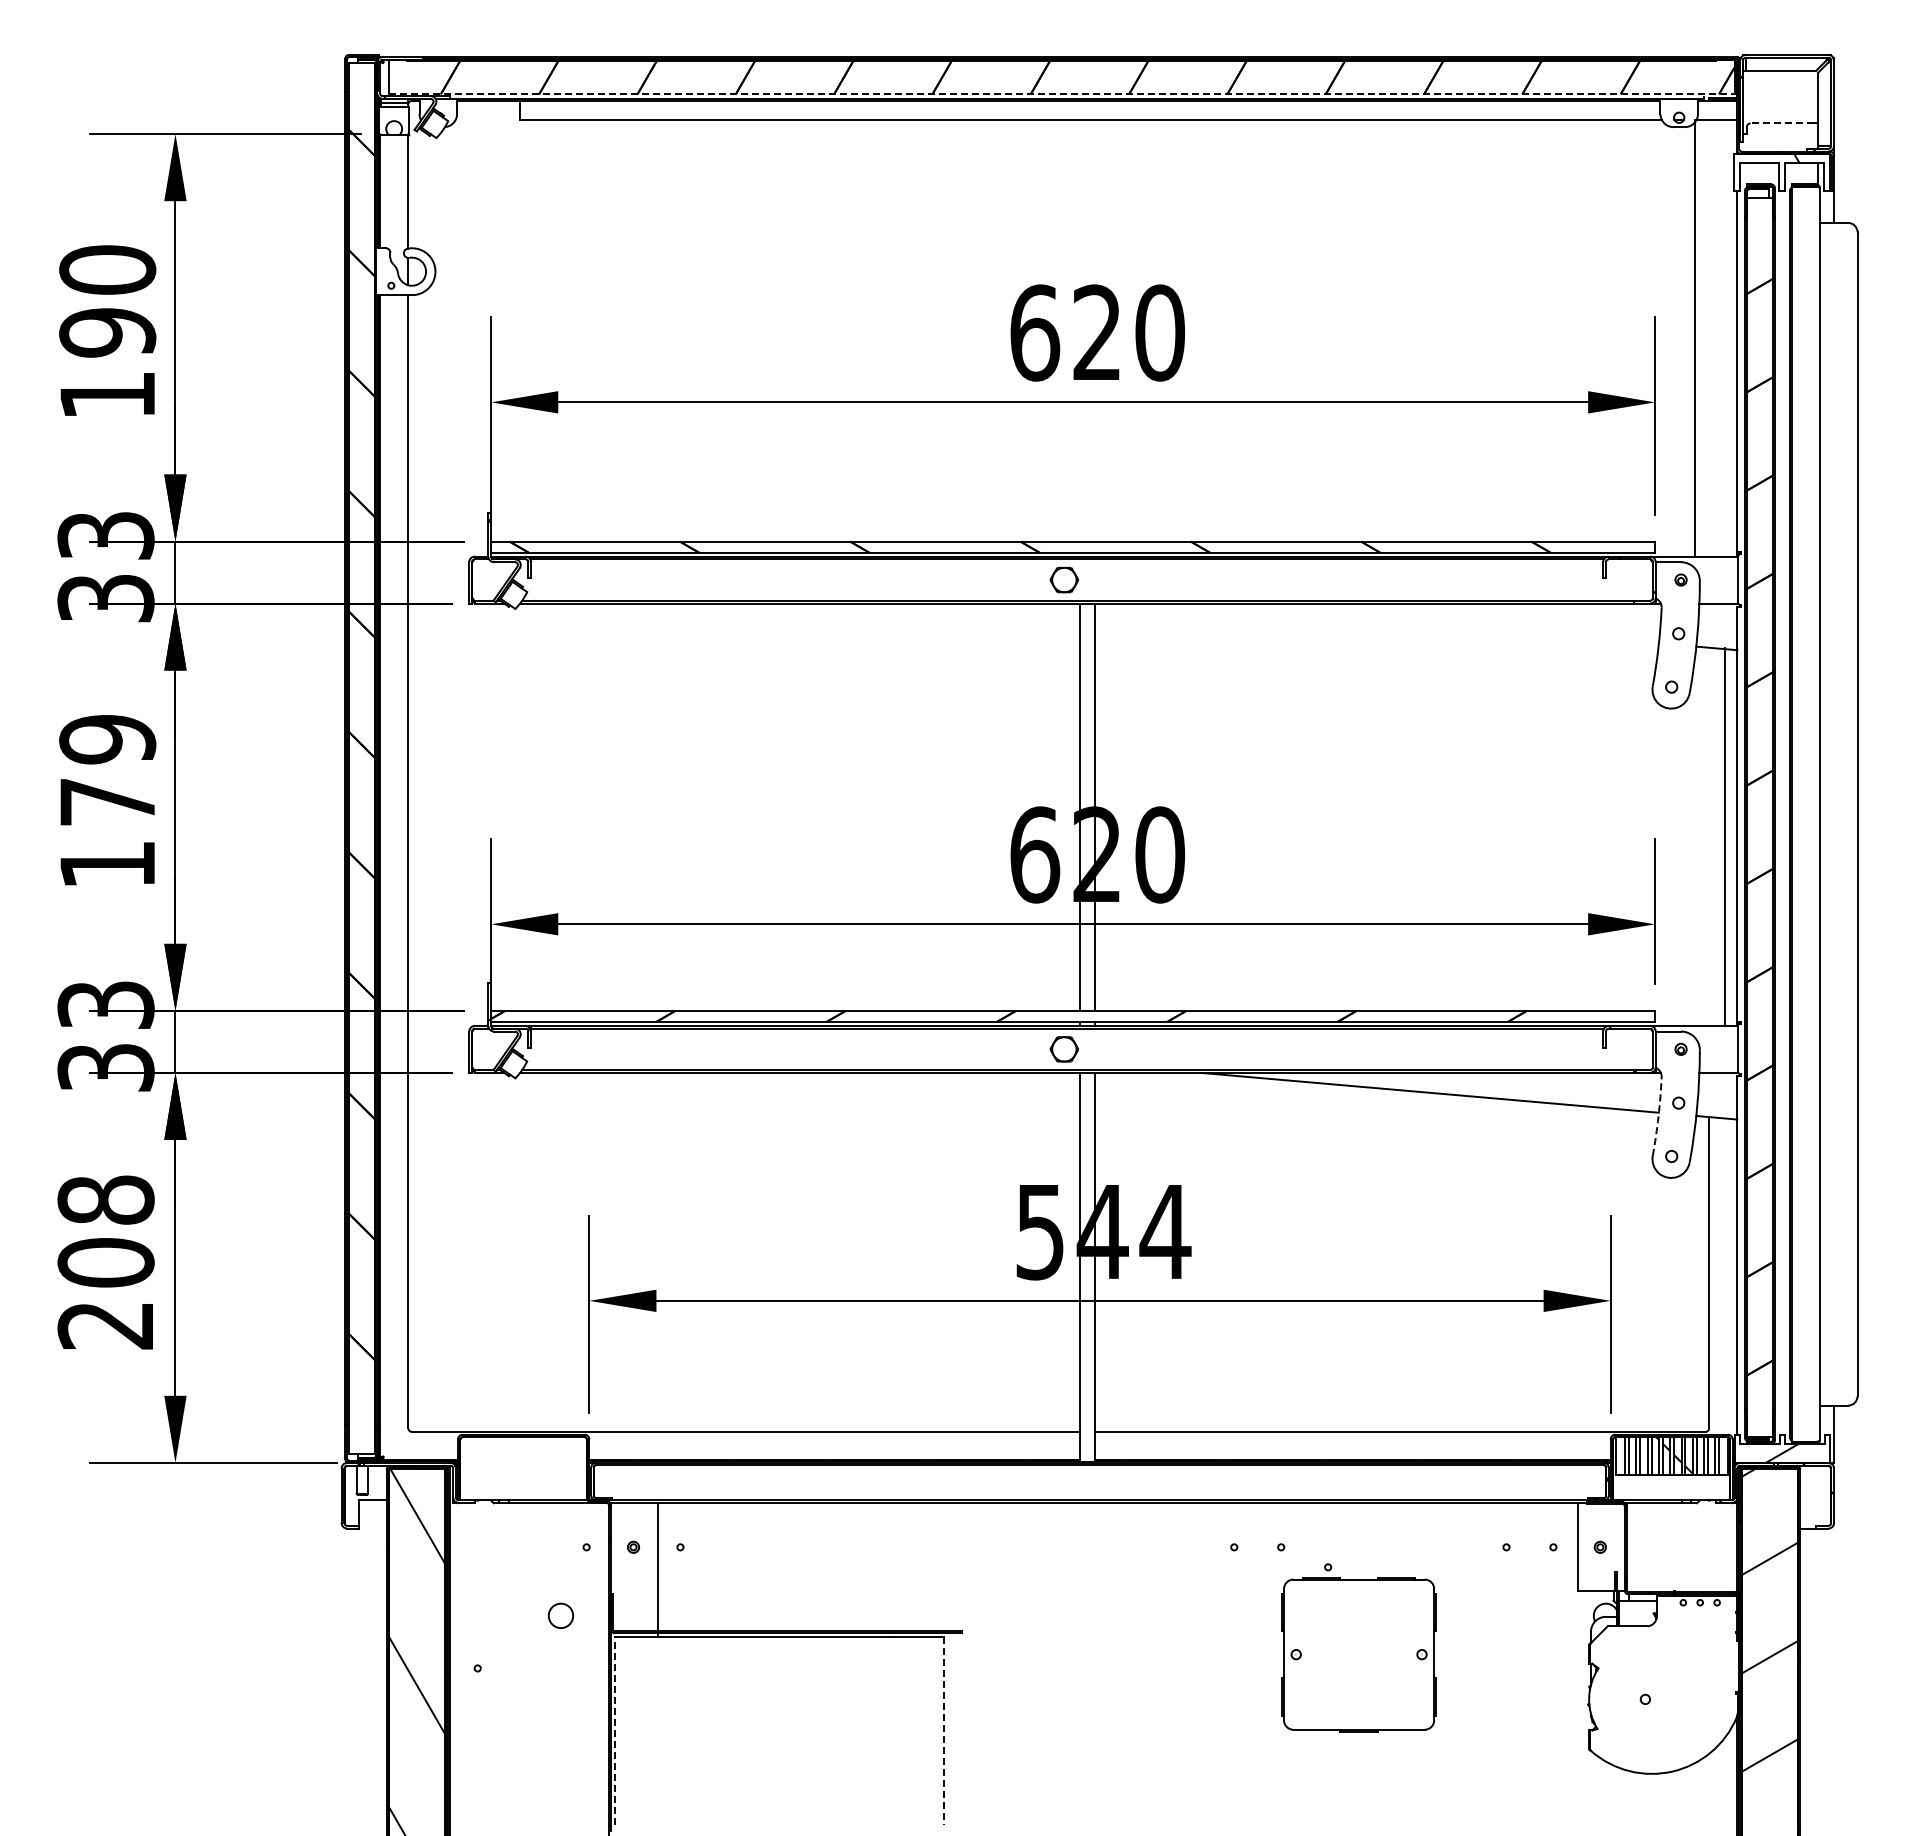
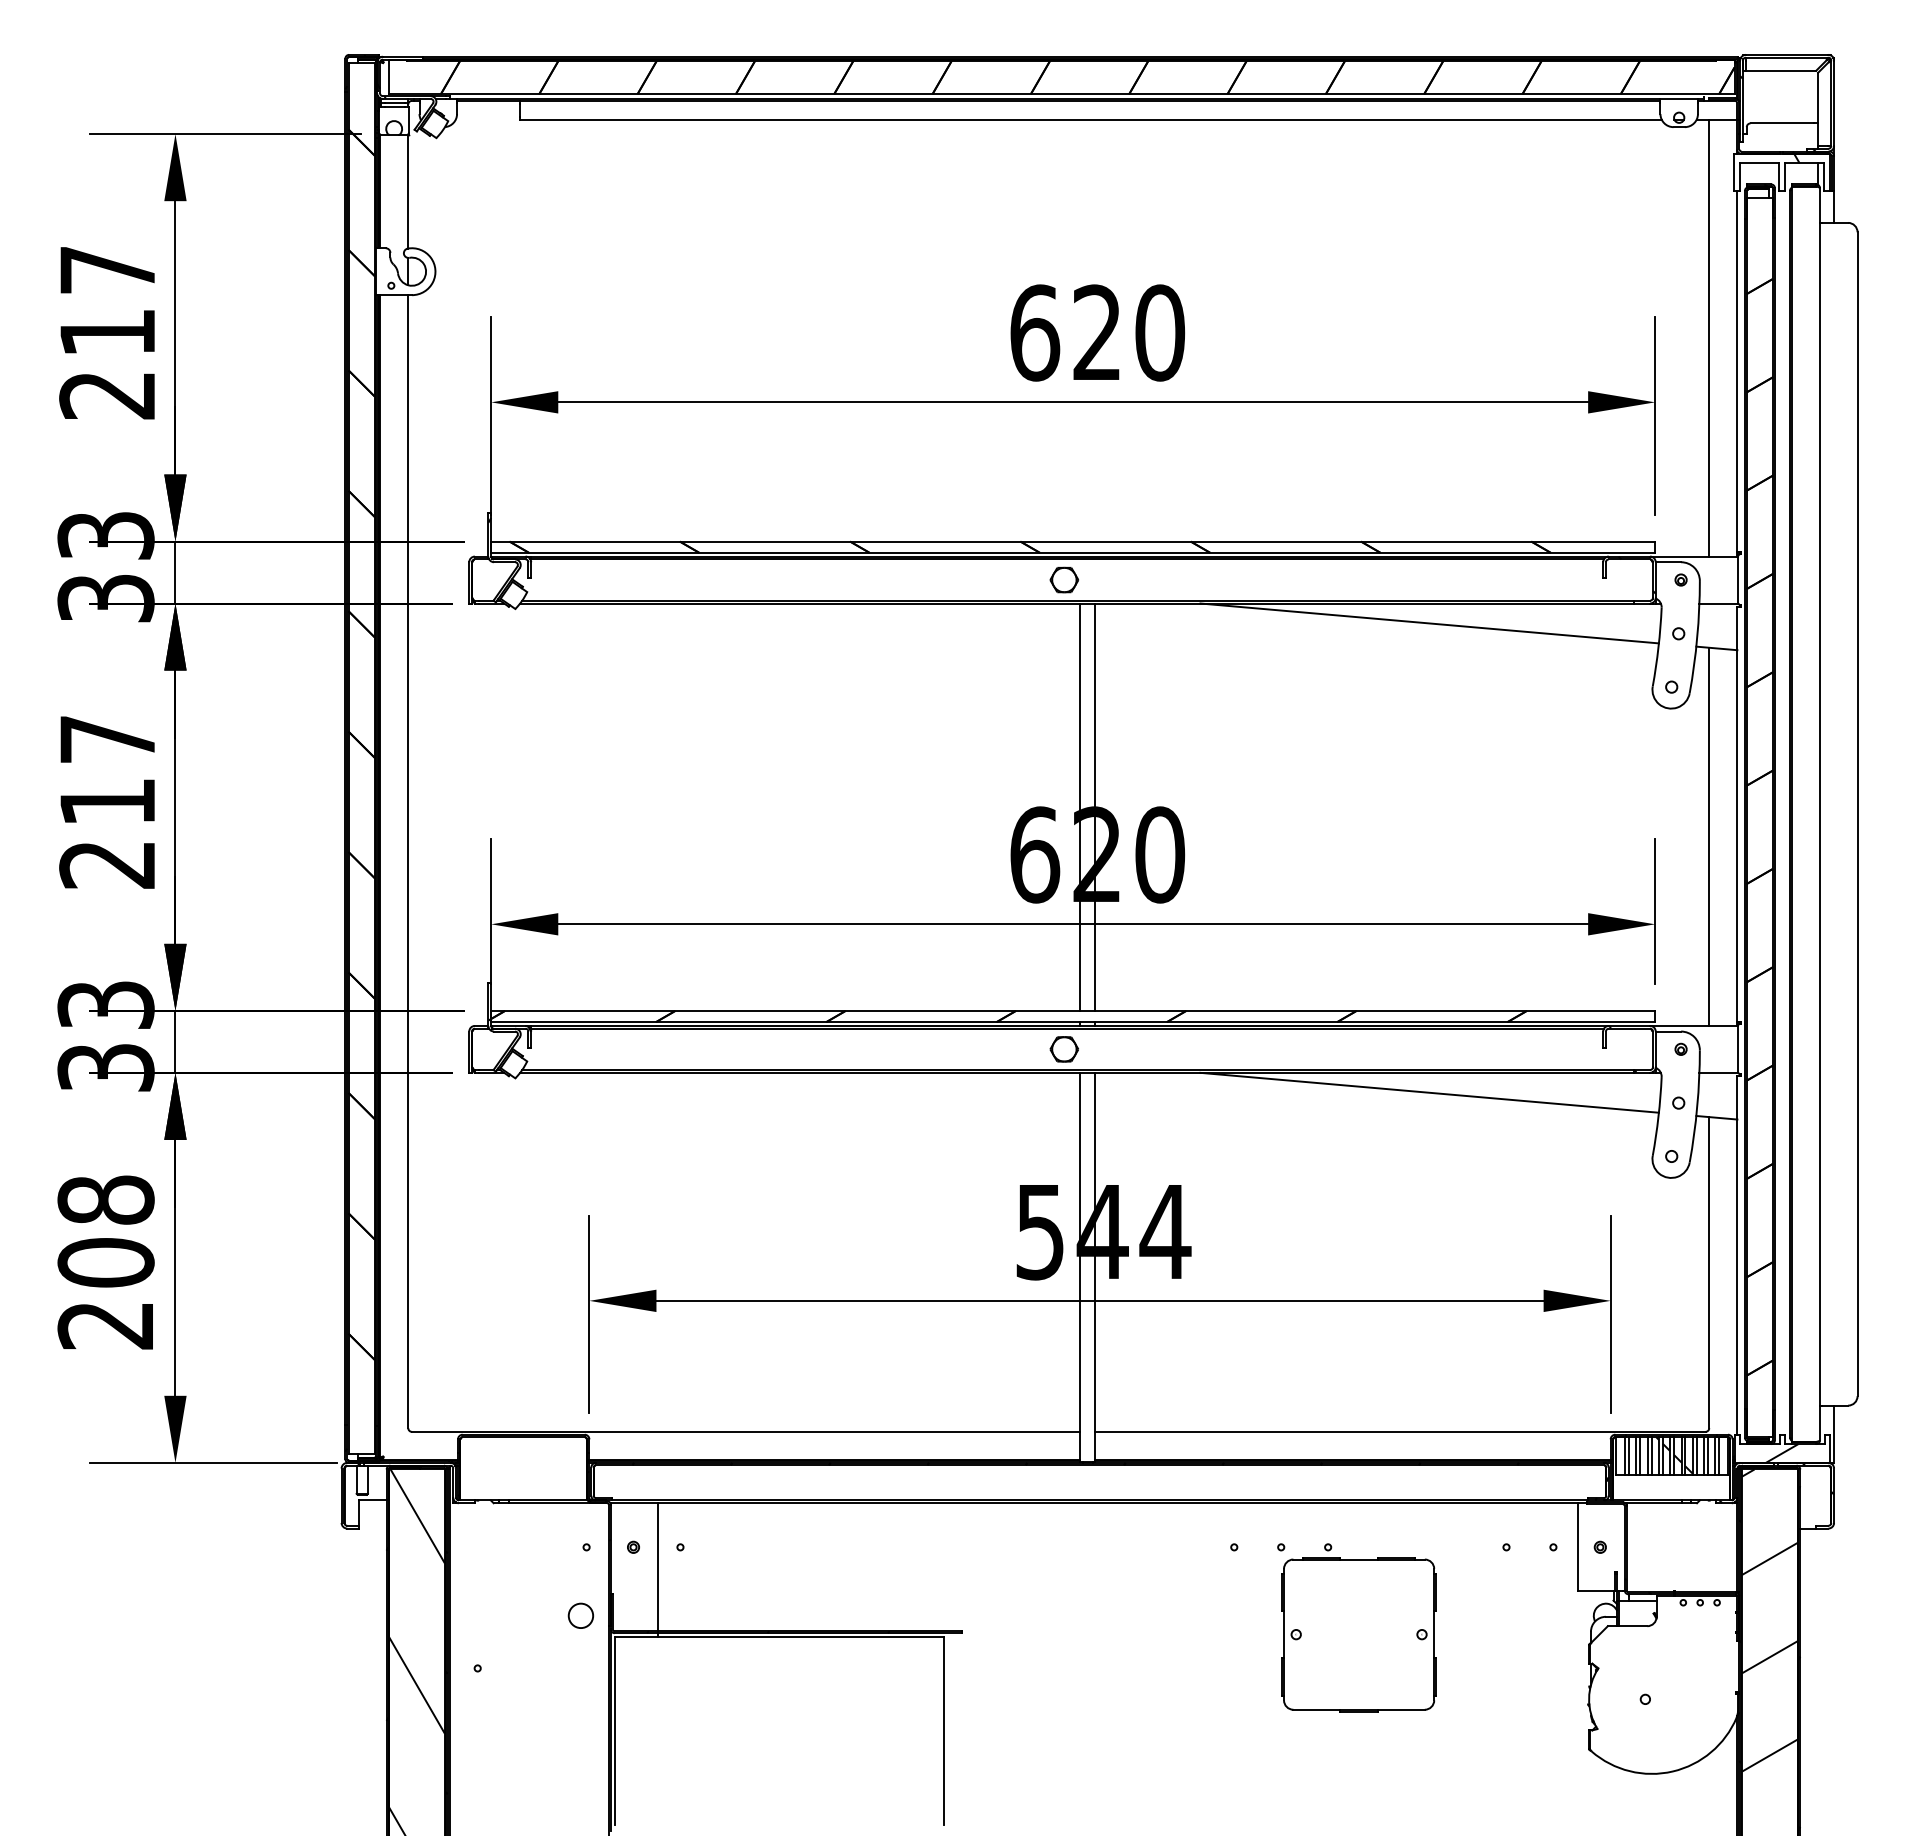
line: dashed -> solid (1062, 94)
line: dashed -> solid (1782, 123)
text: 190 -> 217 (107, 332)
line position: (1695, 337) -> (1709, 337) (1709, 337)
line: none -> present (1429, 623)
text: 179 -> 217 (107, 801)
line position: (1725, 836) -> (1709, 836) (1709, 836)
arc: dashed -> solid (1658, 1116)
circle position: (560, 1615) -> (580, 1615) (580, 1615)
part position: (1358, 1647) -> (1358, 1627) (1358, 1627)
line: dashed -> solid (615, 1730)
line: dashed -> solid (943, 1730)
